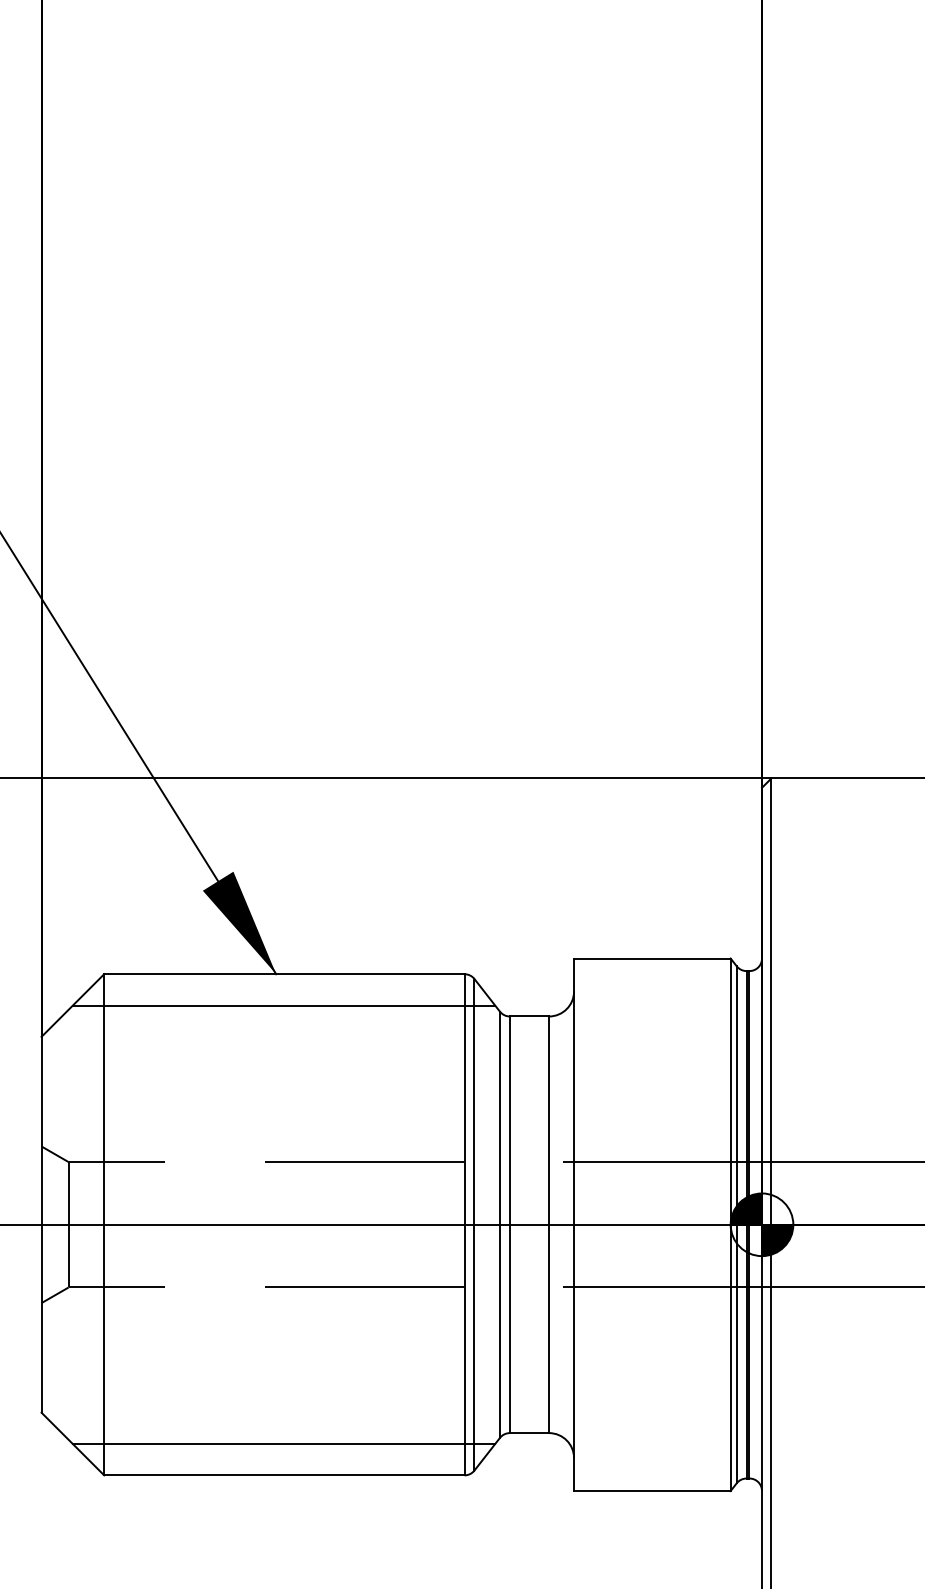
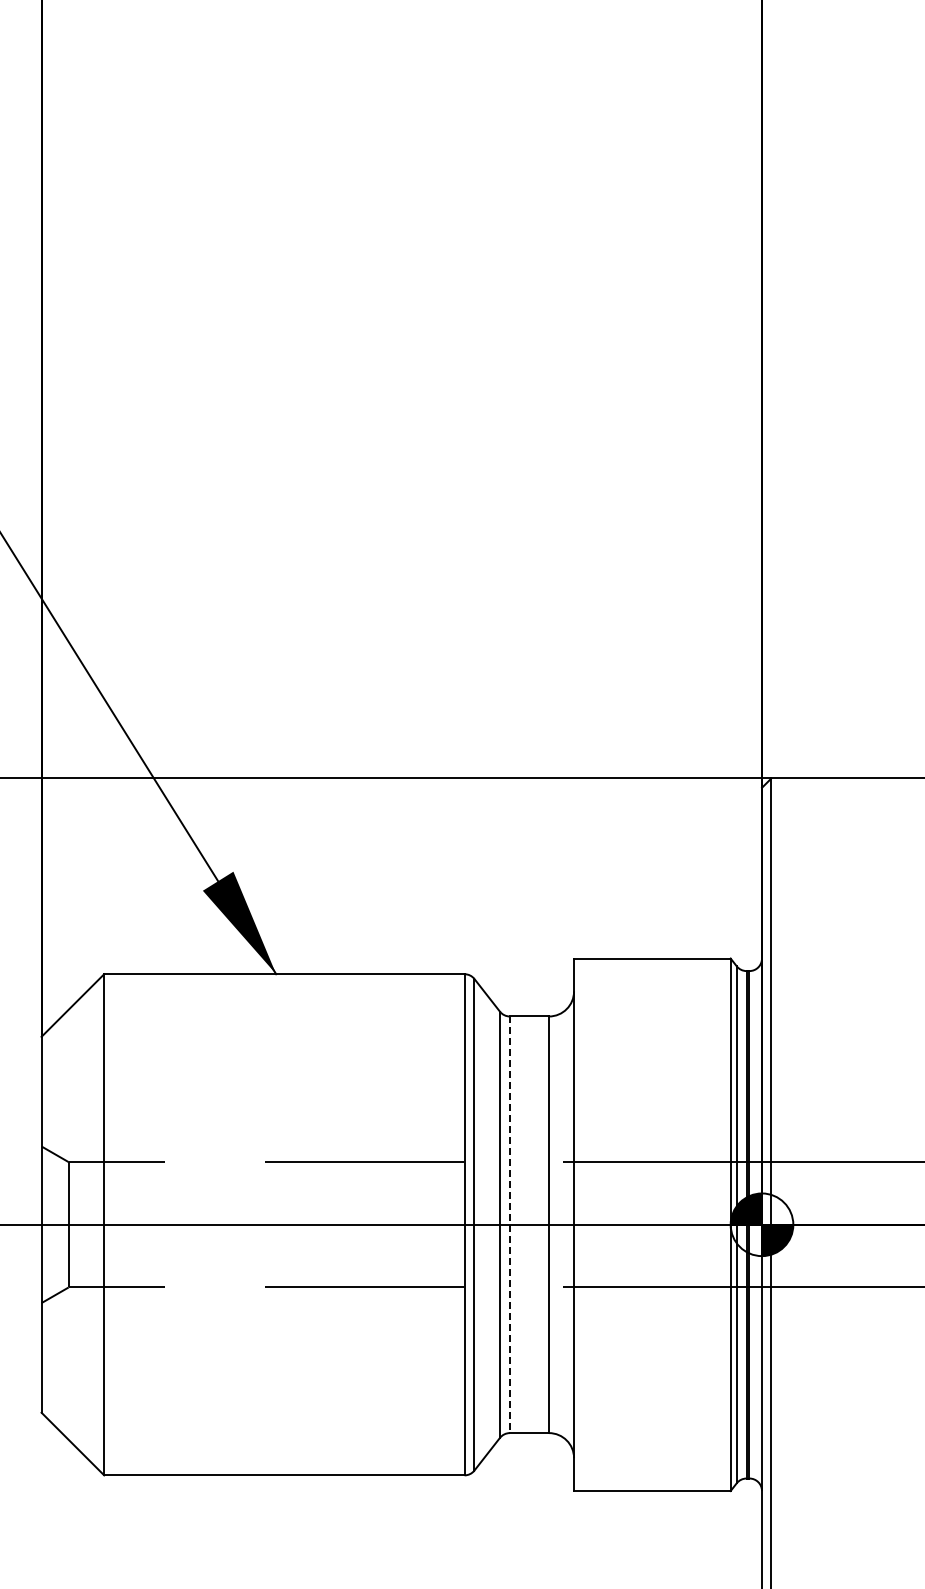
line: present -> none (283, 1005)
line: solid -> dashed (509, 1225)
line: present -> none (283, 1444)
